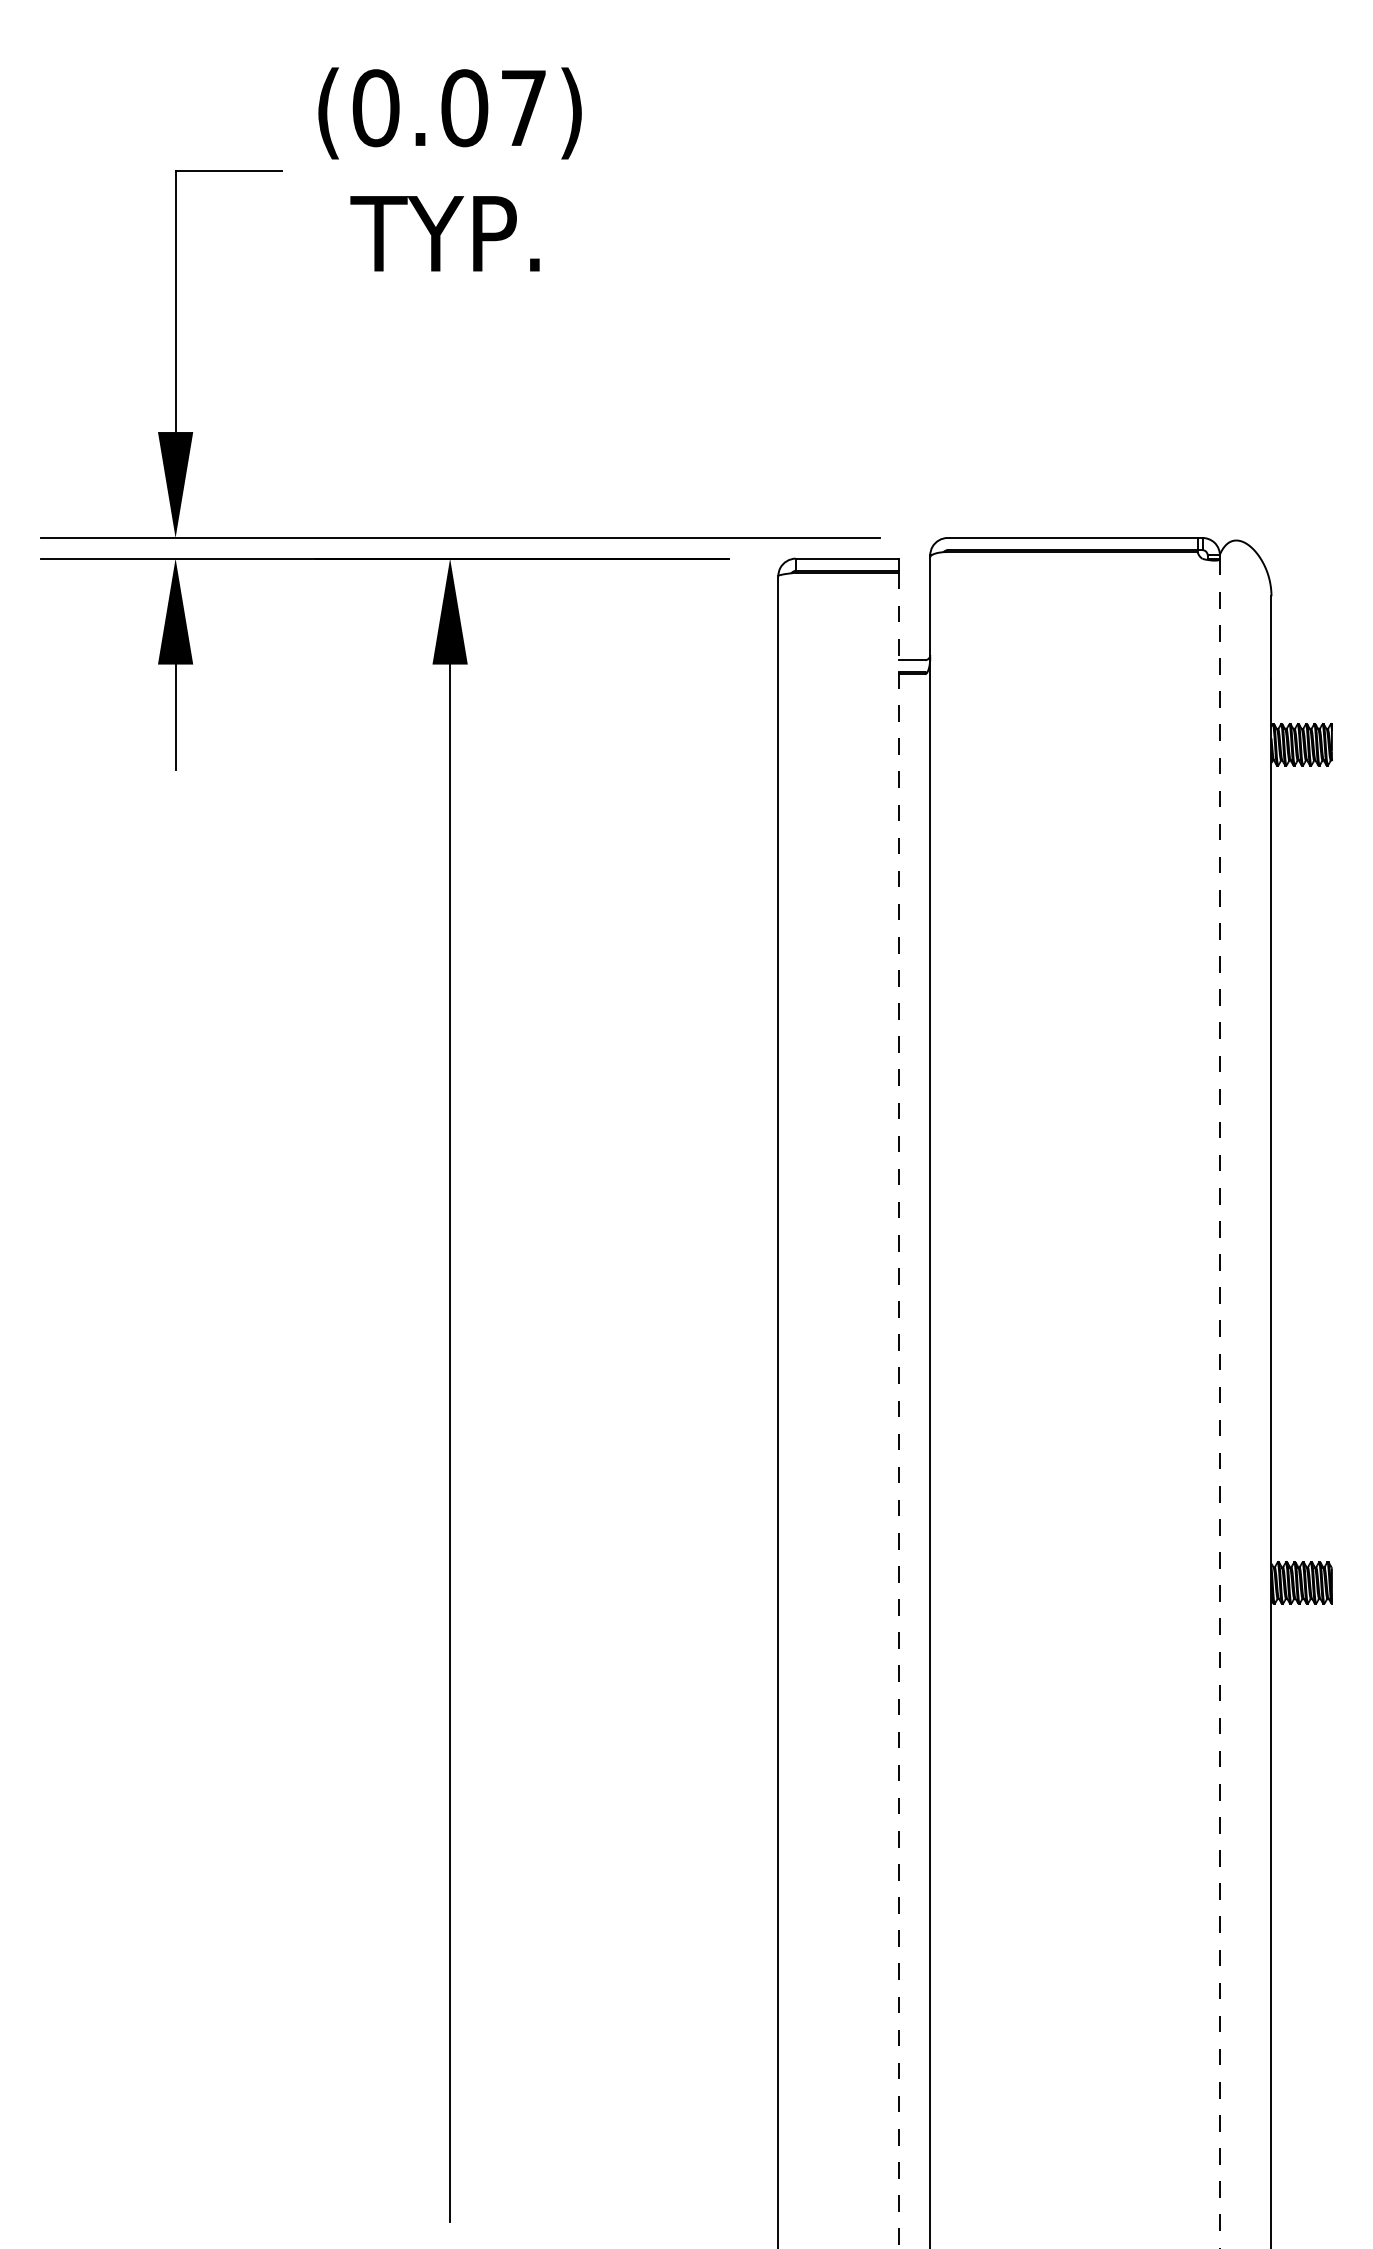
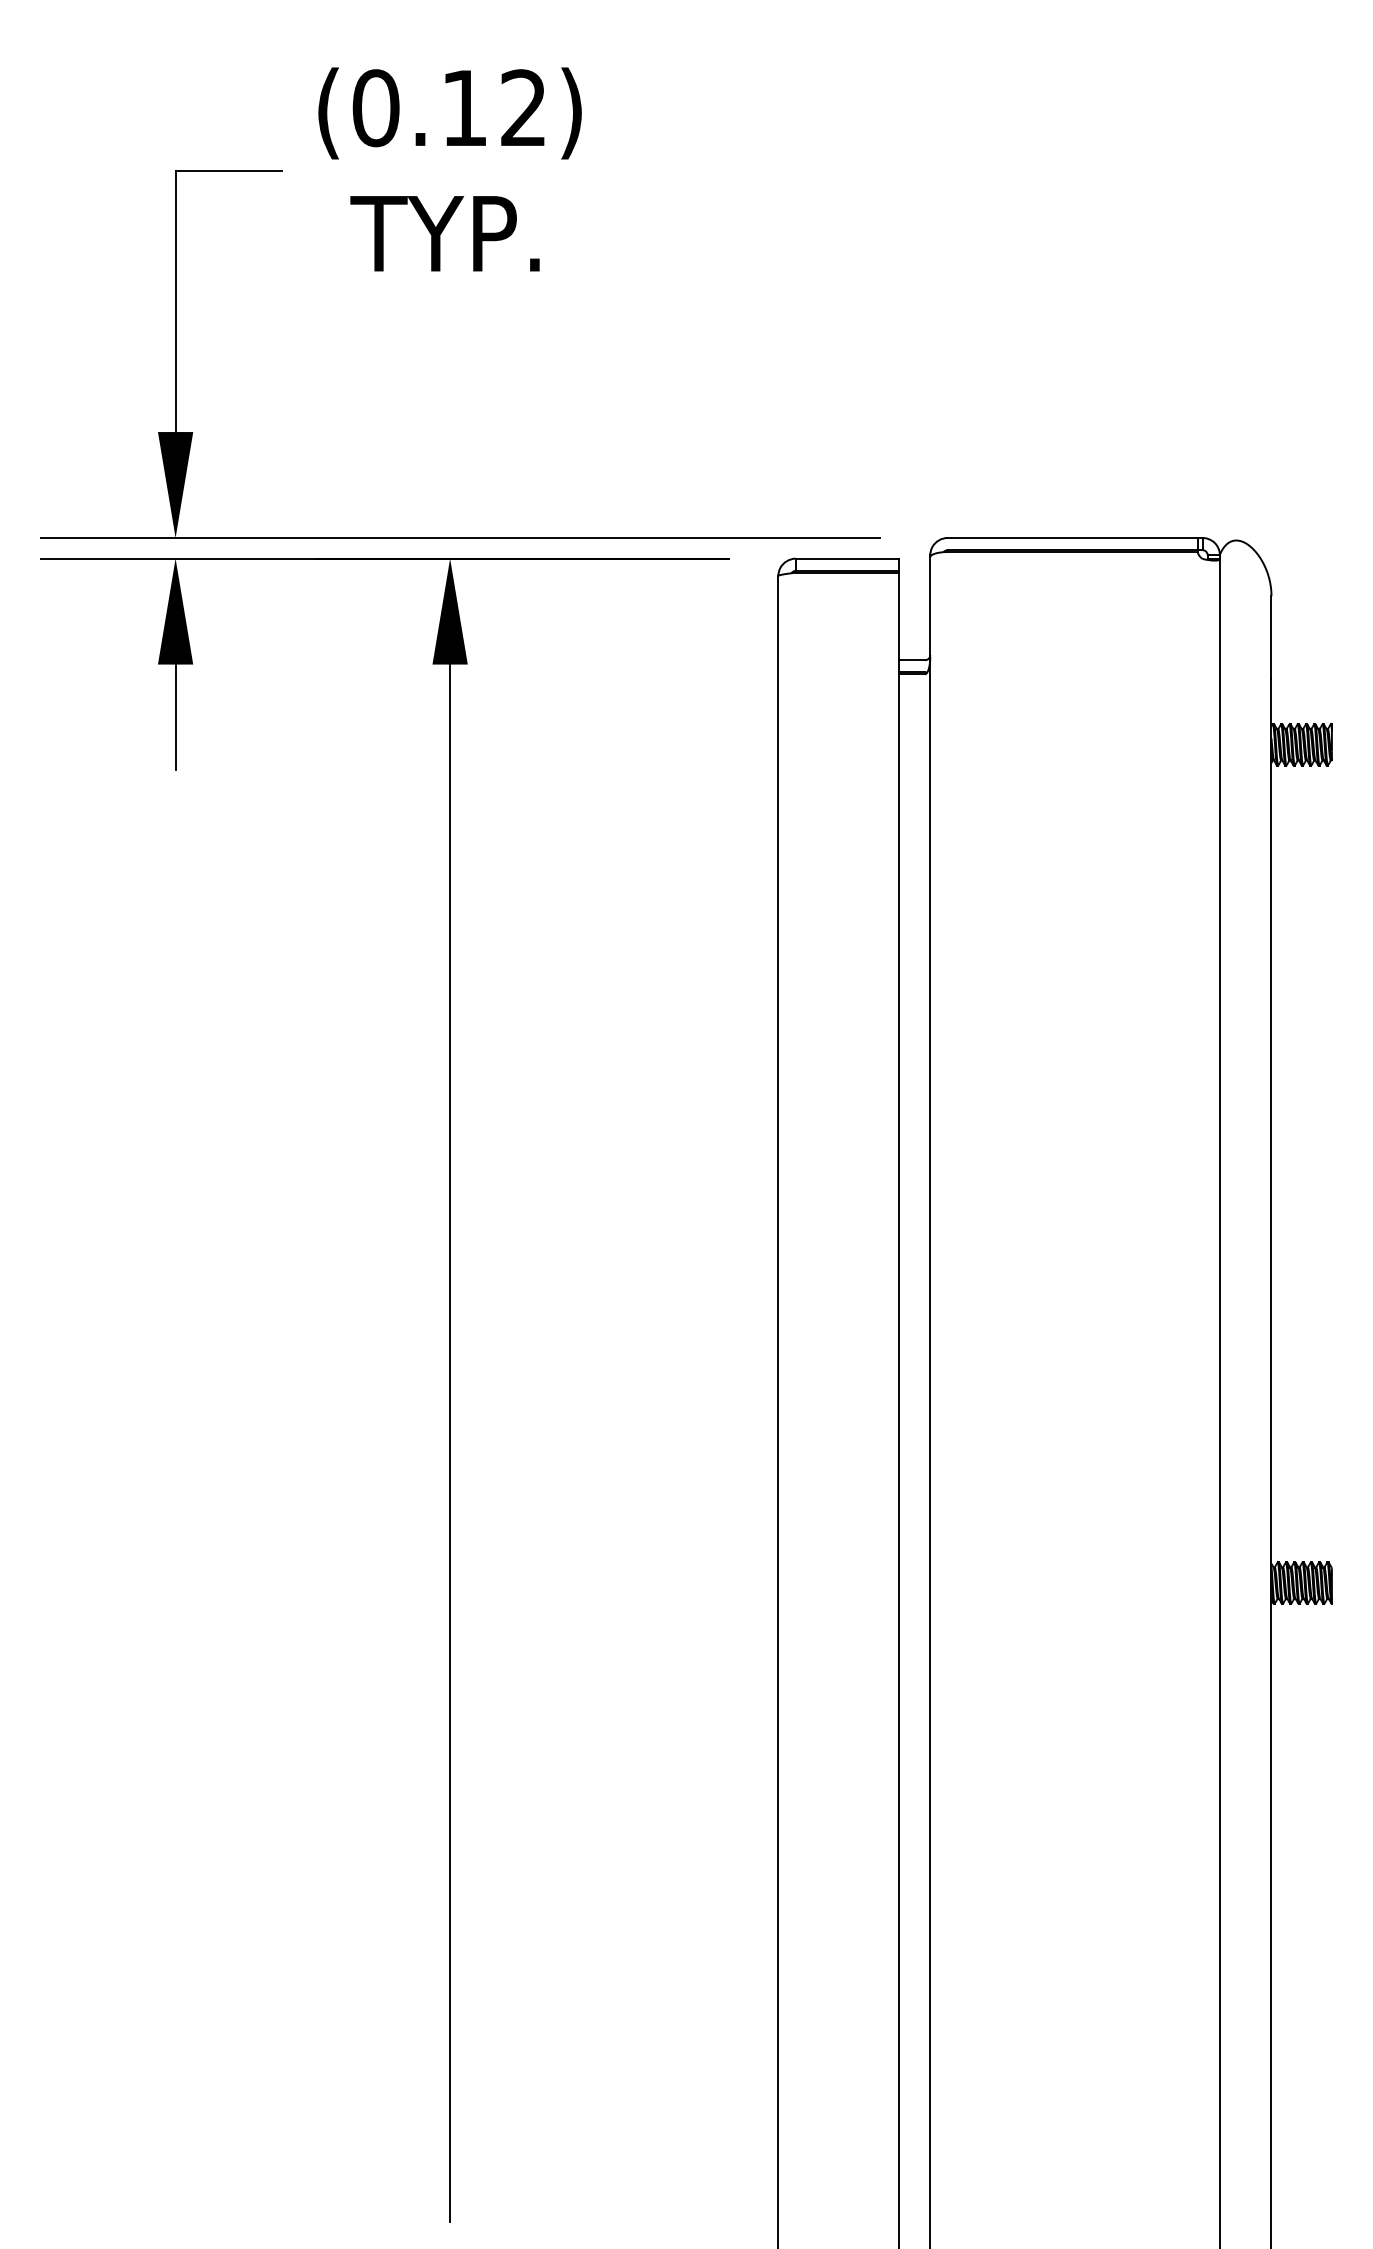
text: (0.07) -> (0.12) (493, 108)
line: dashed -> solid (1219, 1403)
line: dashed -> solid (899, 1410)
